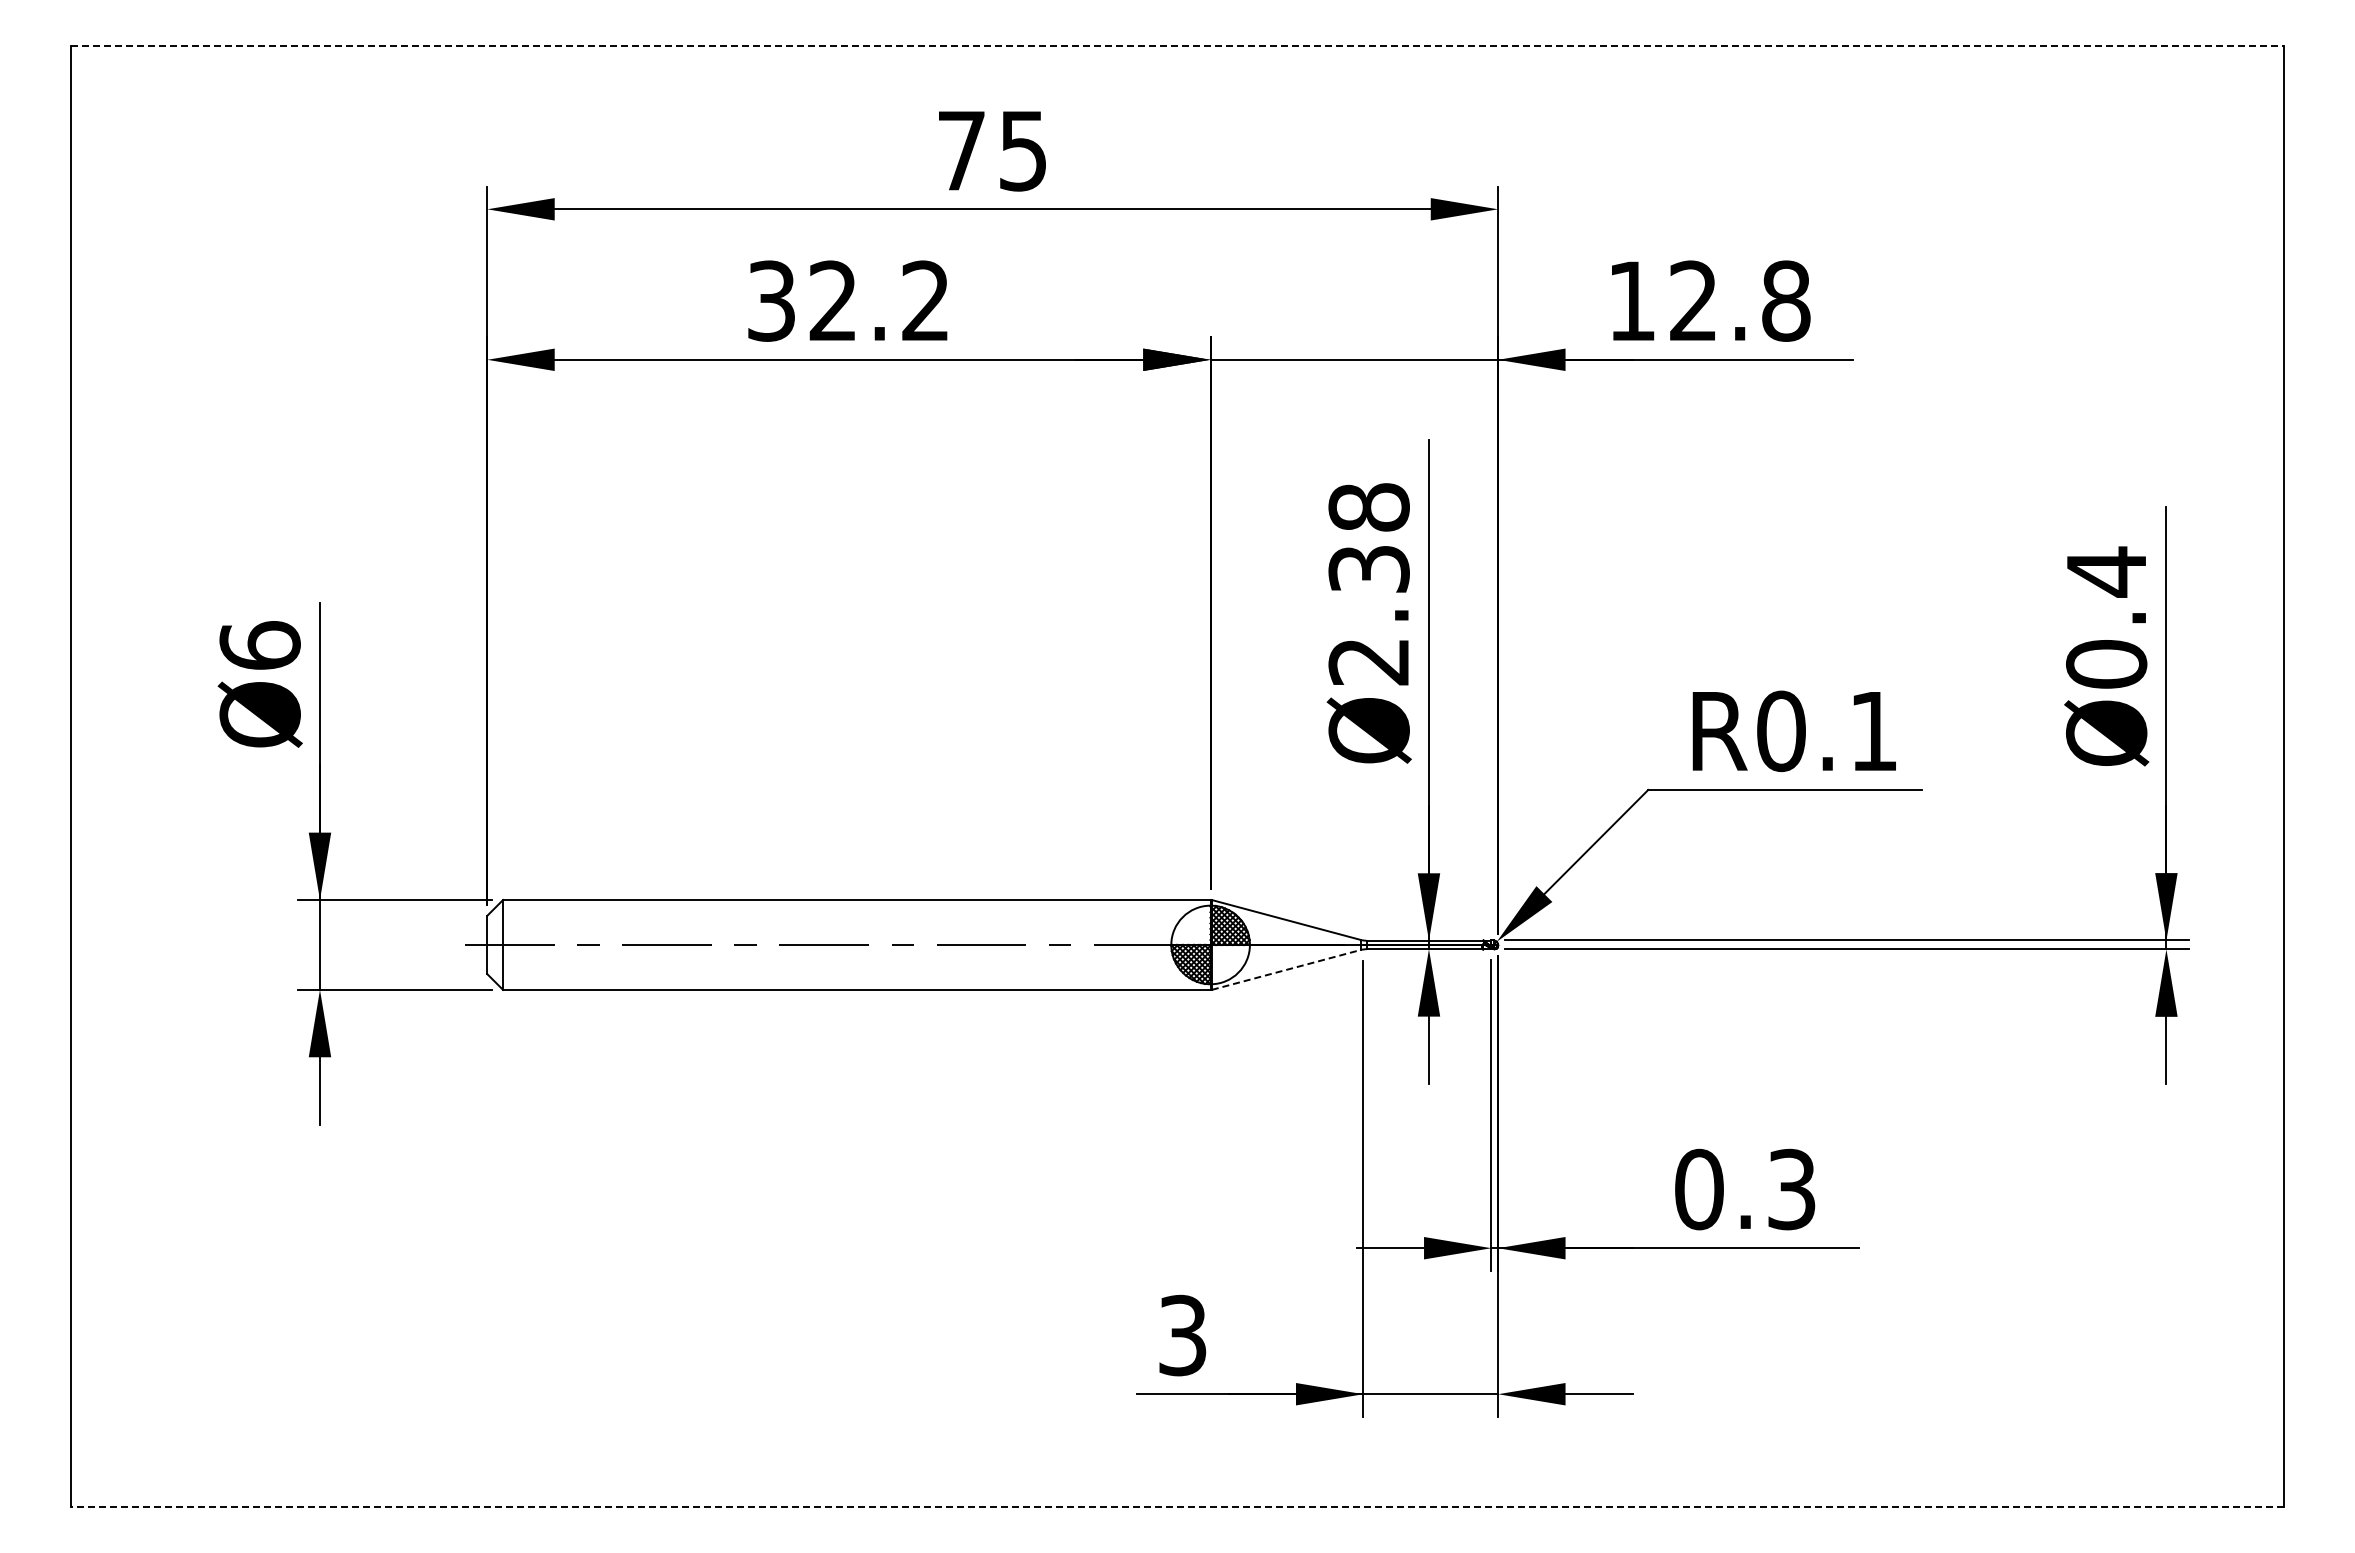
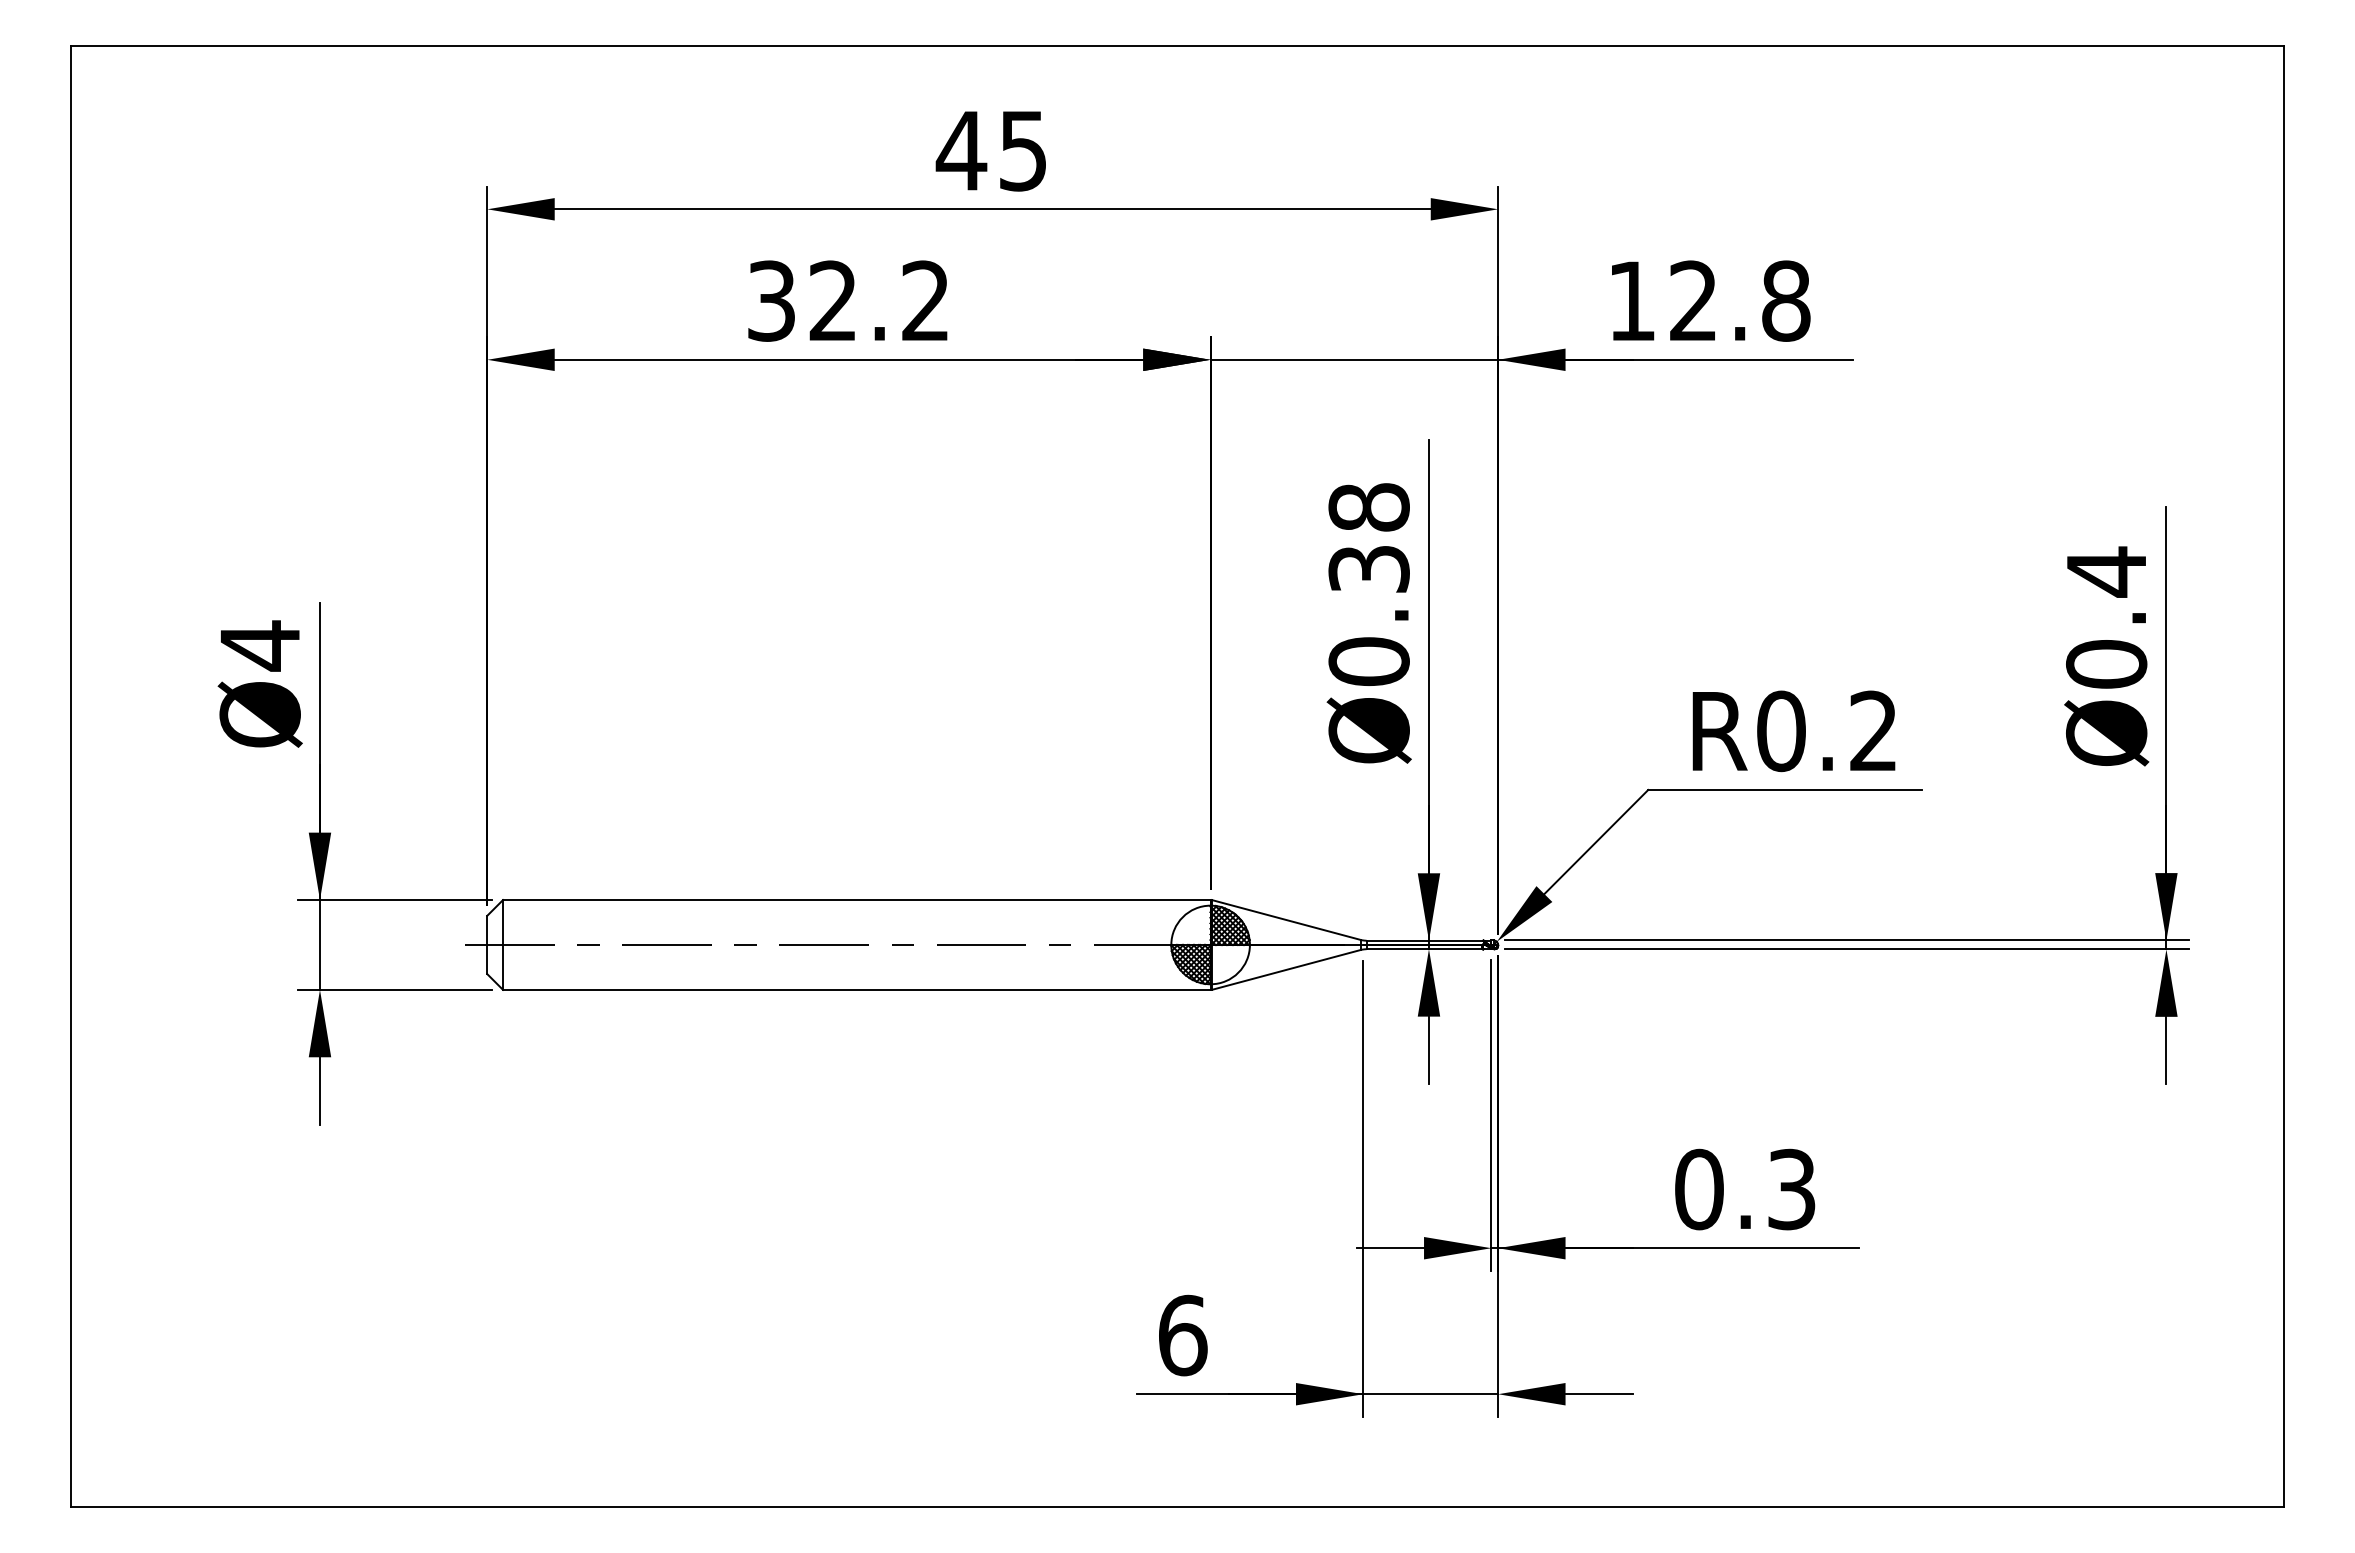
line: dashed -> solid (1177, 46)
text: 75 -> 45 (961, 150)
text: Ø6 -> Ø4 (259, 645)
text: Ø2.38 -> Ø0.38 (1368, 661)
text: R0.1 -> R0.2 (1872, 730)
line: dashed -> solid (1286, 969)
text: 3 -> 6 (1183, 1335)
line: dashed -> solid (1177, 1506)
